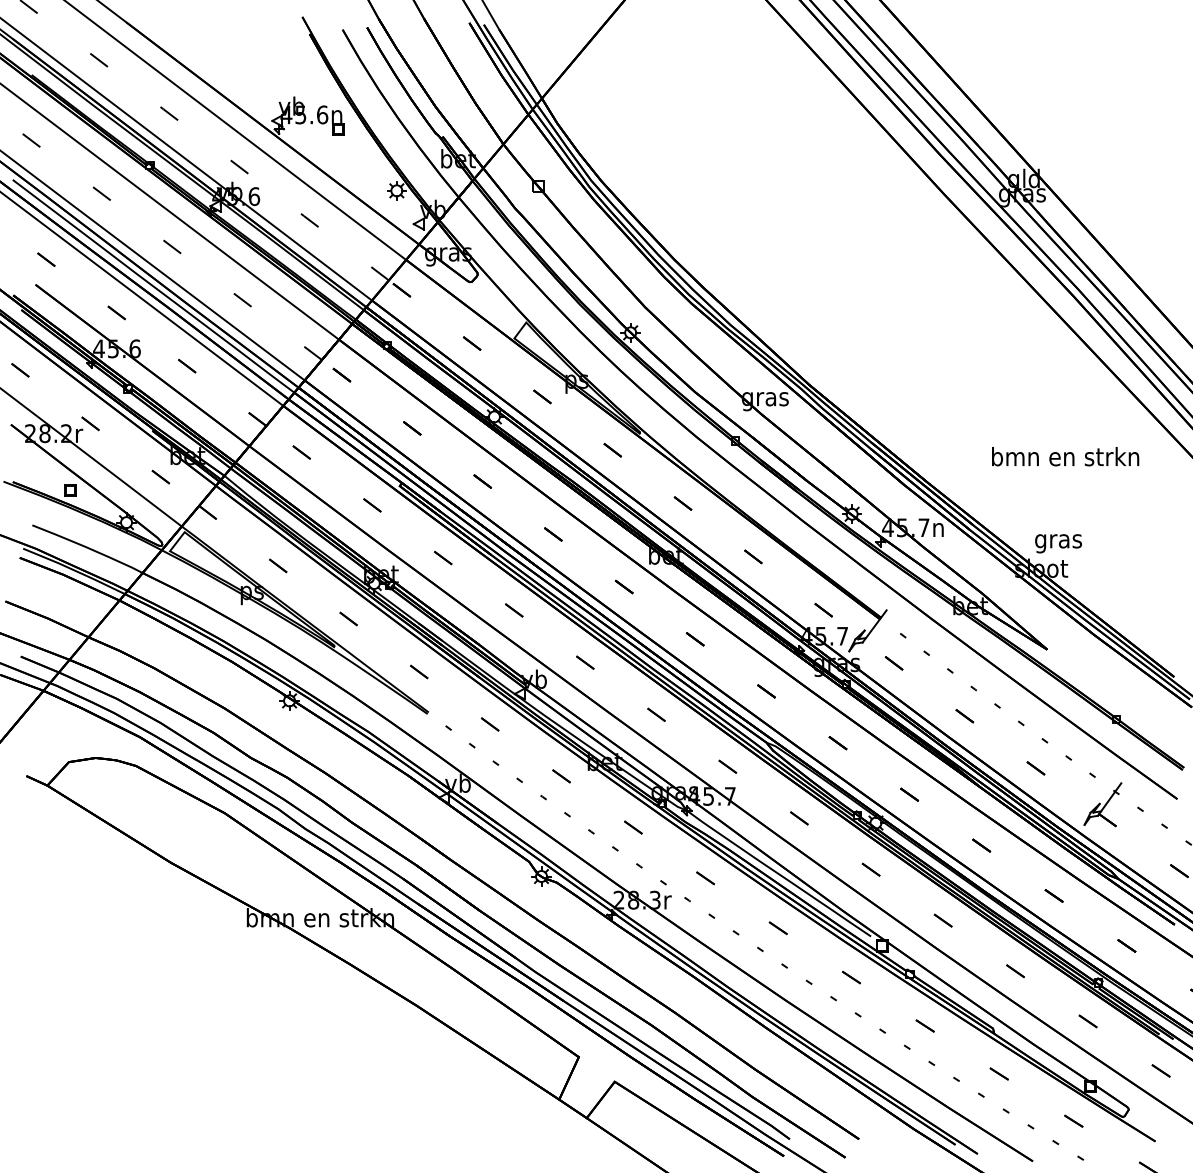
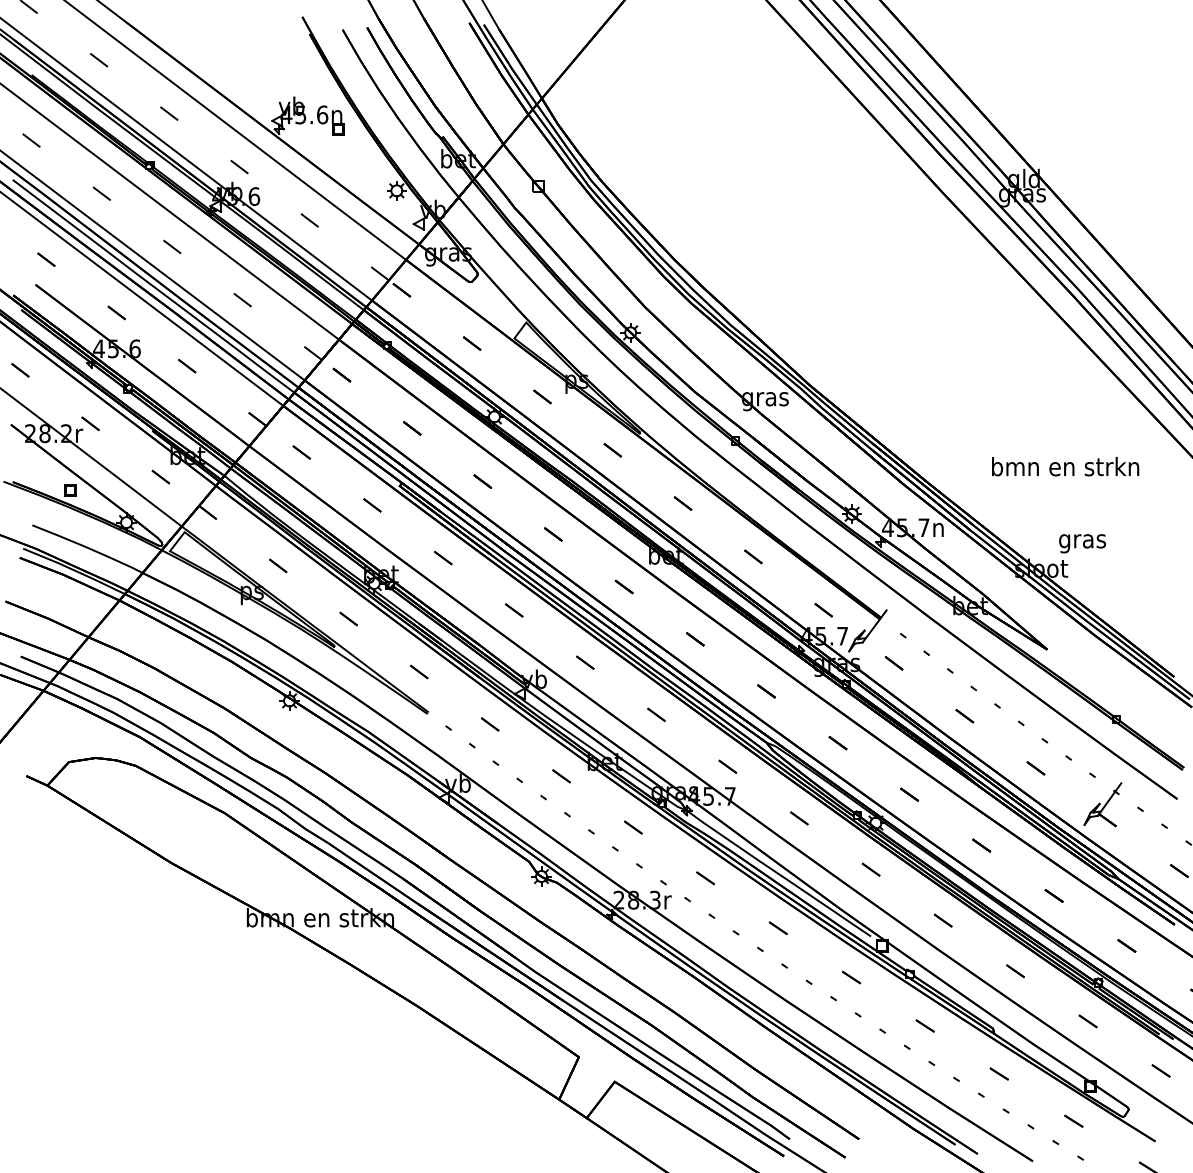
text position: (1065, 456) -> (1065, 466) (1065, 466)
text position: (1058, 543) -> (1082, 543) (1082, 543)
